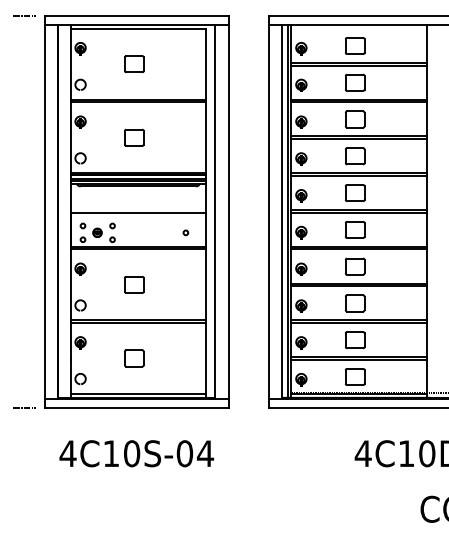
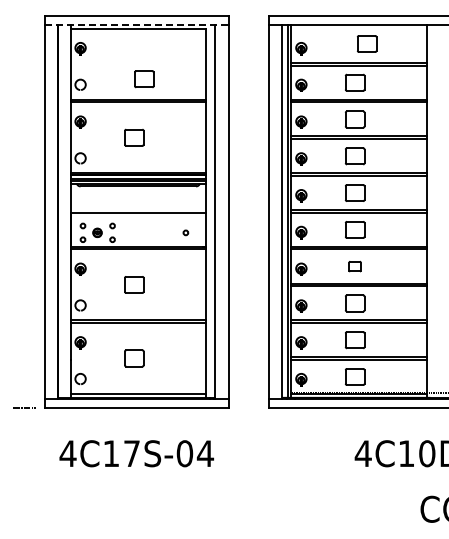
line: present -> none (24, 15)
line: solid -> dashed (136, 24)
part position: (355, 45) -> (367, 43) (367, 43)
part position: (134, 64) -> (144, 79) (144, 79)
part size: 22x19 px -> 14x13 px (354, 266)
text: 4C10S-04 -> 4C17S-04 (132, 453)
